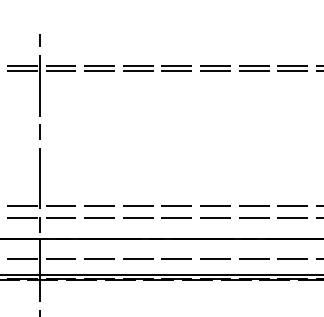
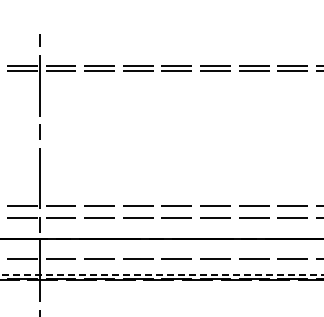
line: solid -> dashed (162, 274)
